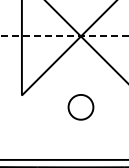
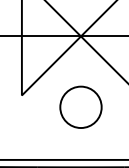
line: dashed -> solid (65, 36)
circle diameter: 25 px -> 41 px (80, 107)
